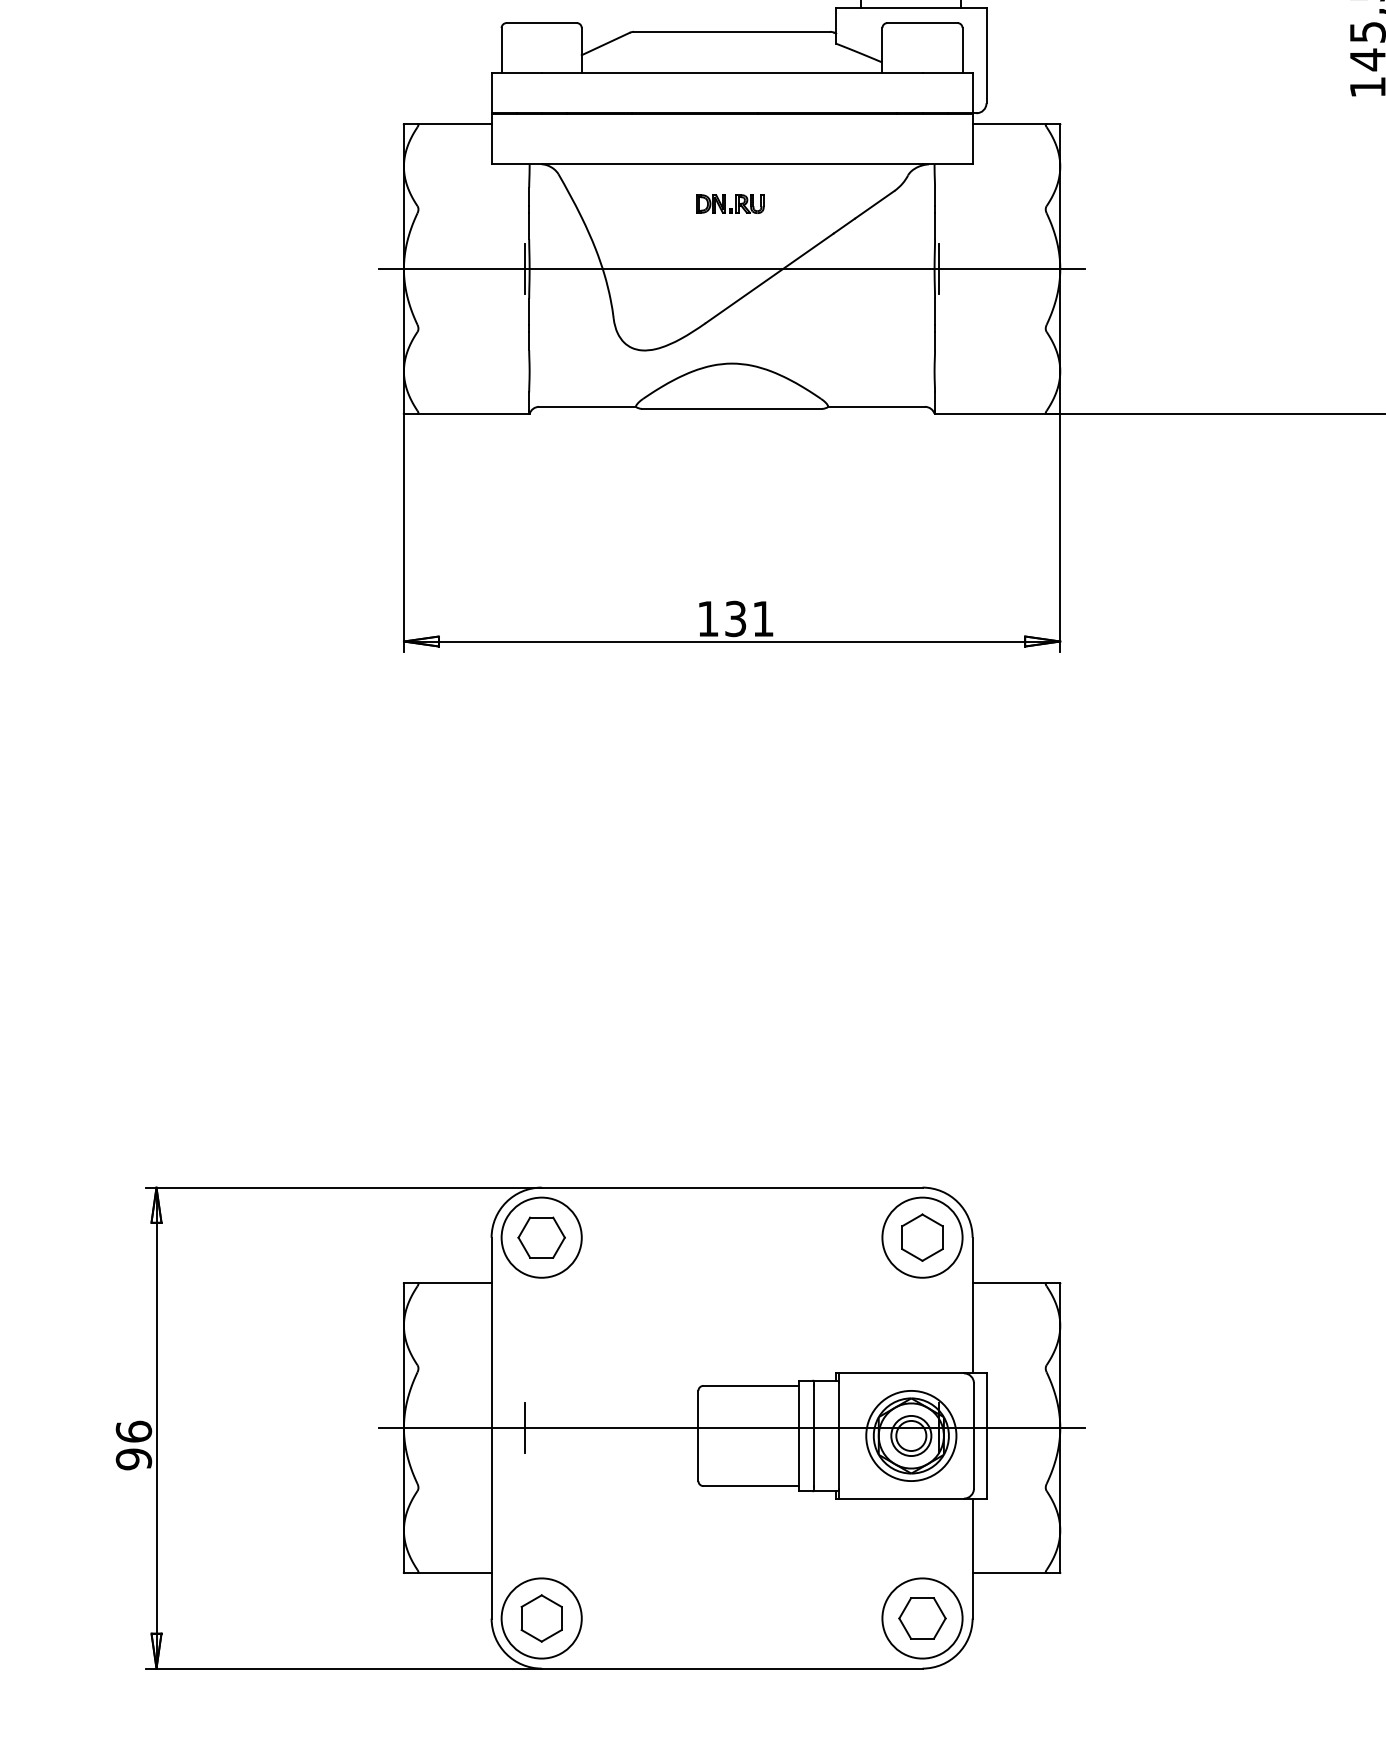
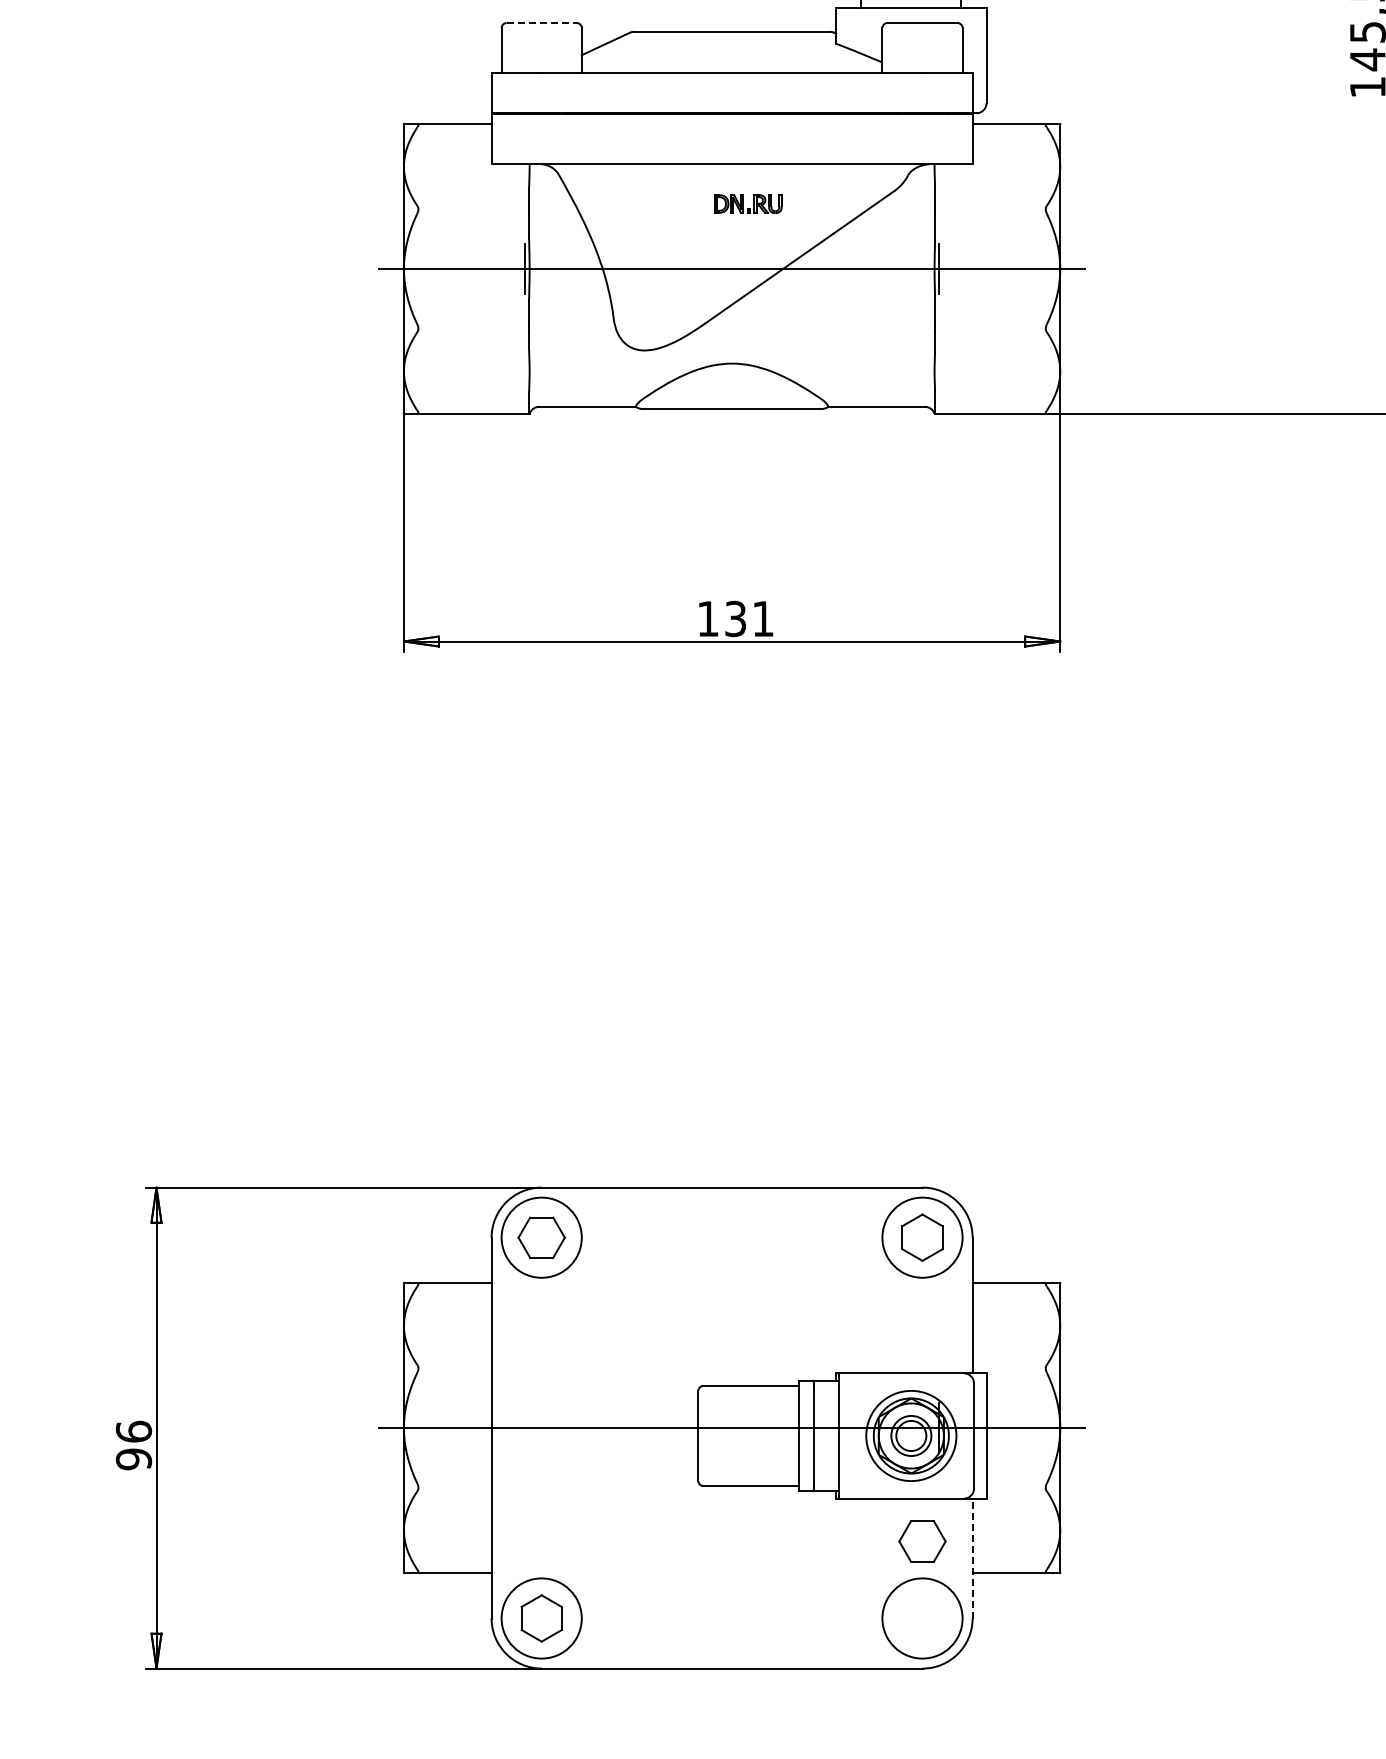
line: solid -> dashed (542, 23)
part position: (730, 203) -> (748, 203) (748, 203)
line: present -> none (525, 1428)
line: solid -> dashed (972, 1558)
part position: (922, 1618) -> (922, 1541) (922, 1541)
